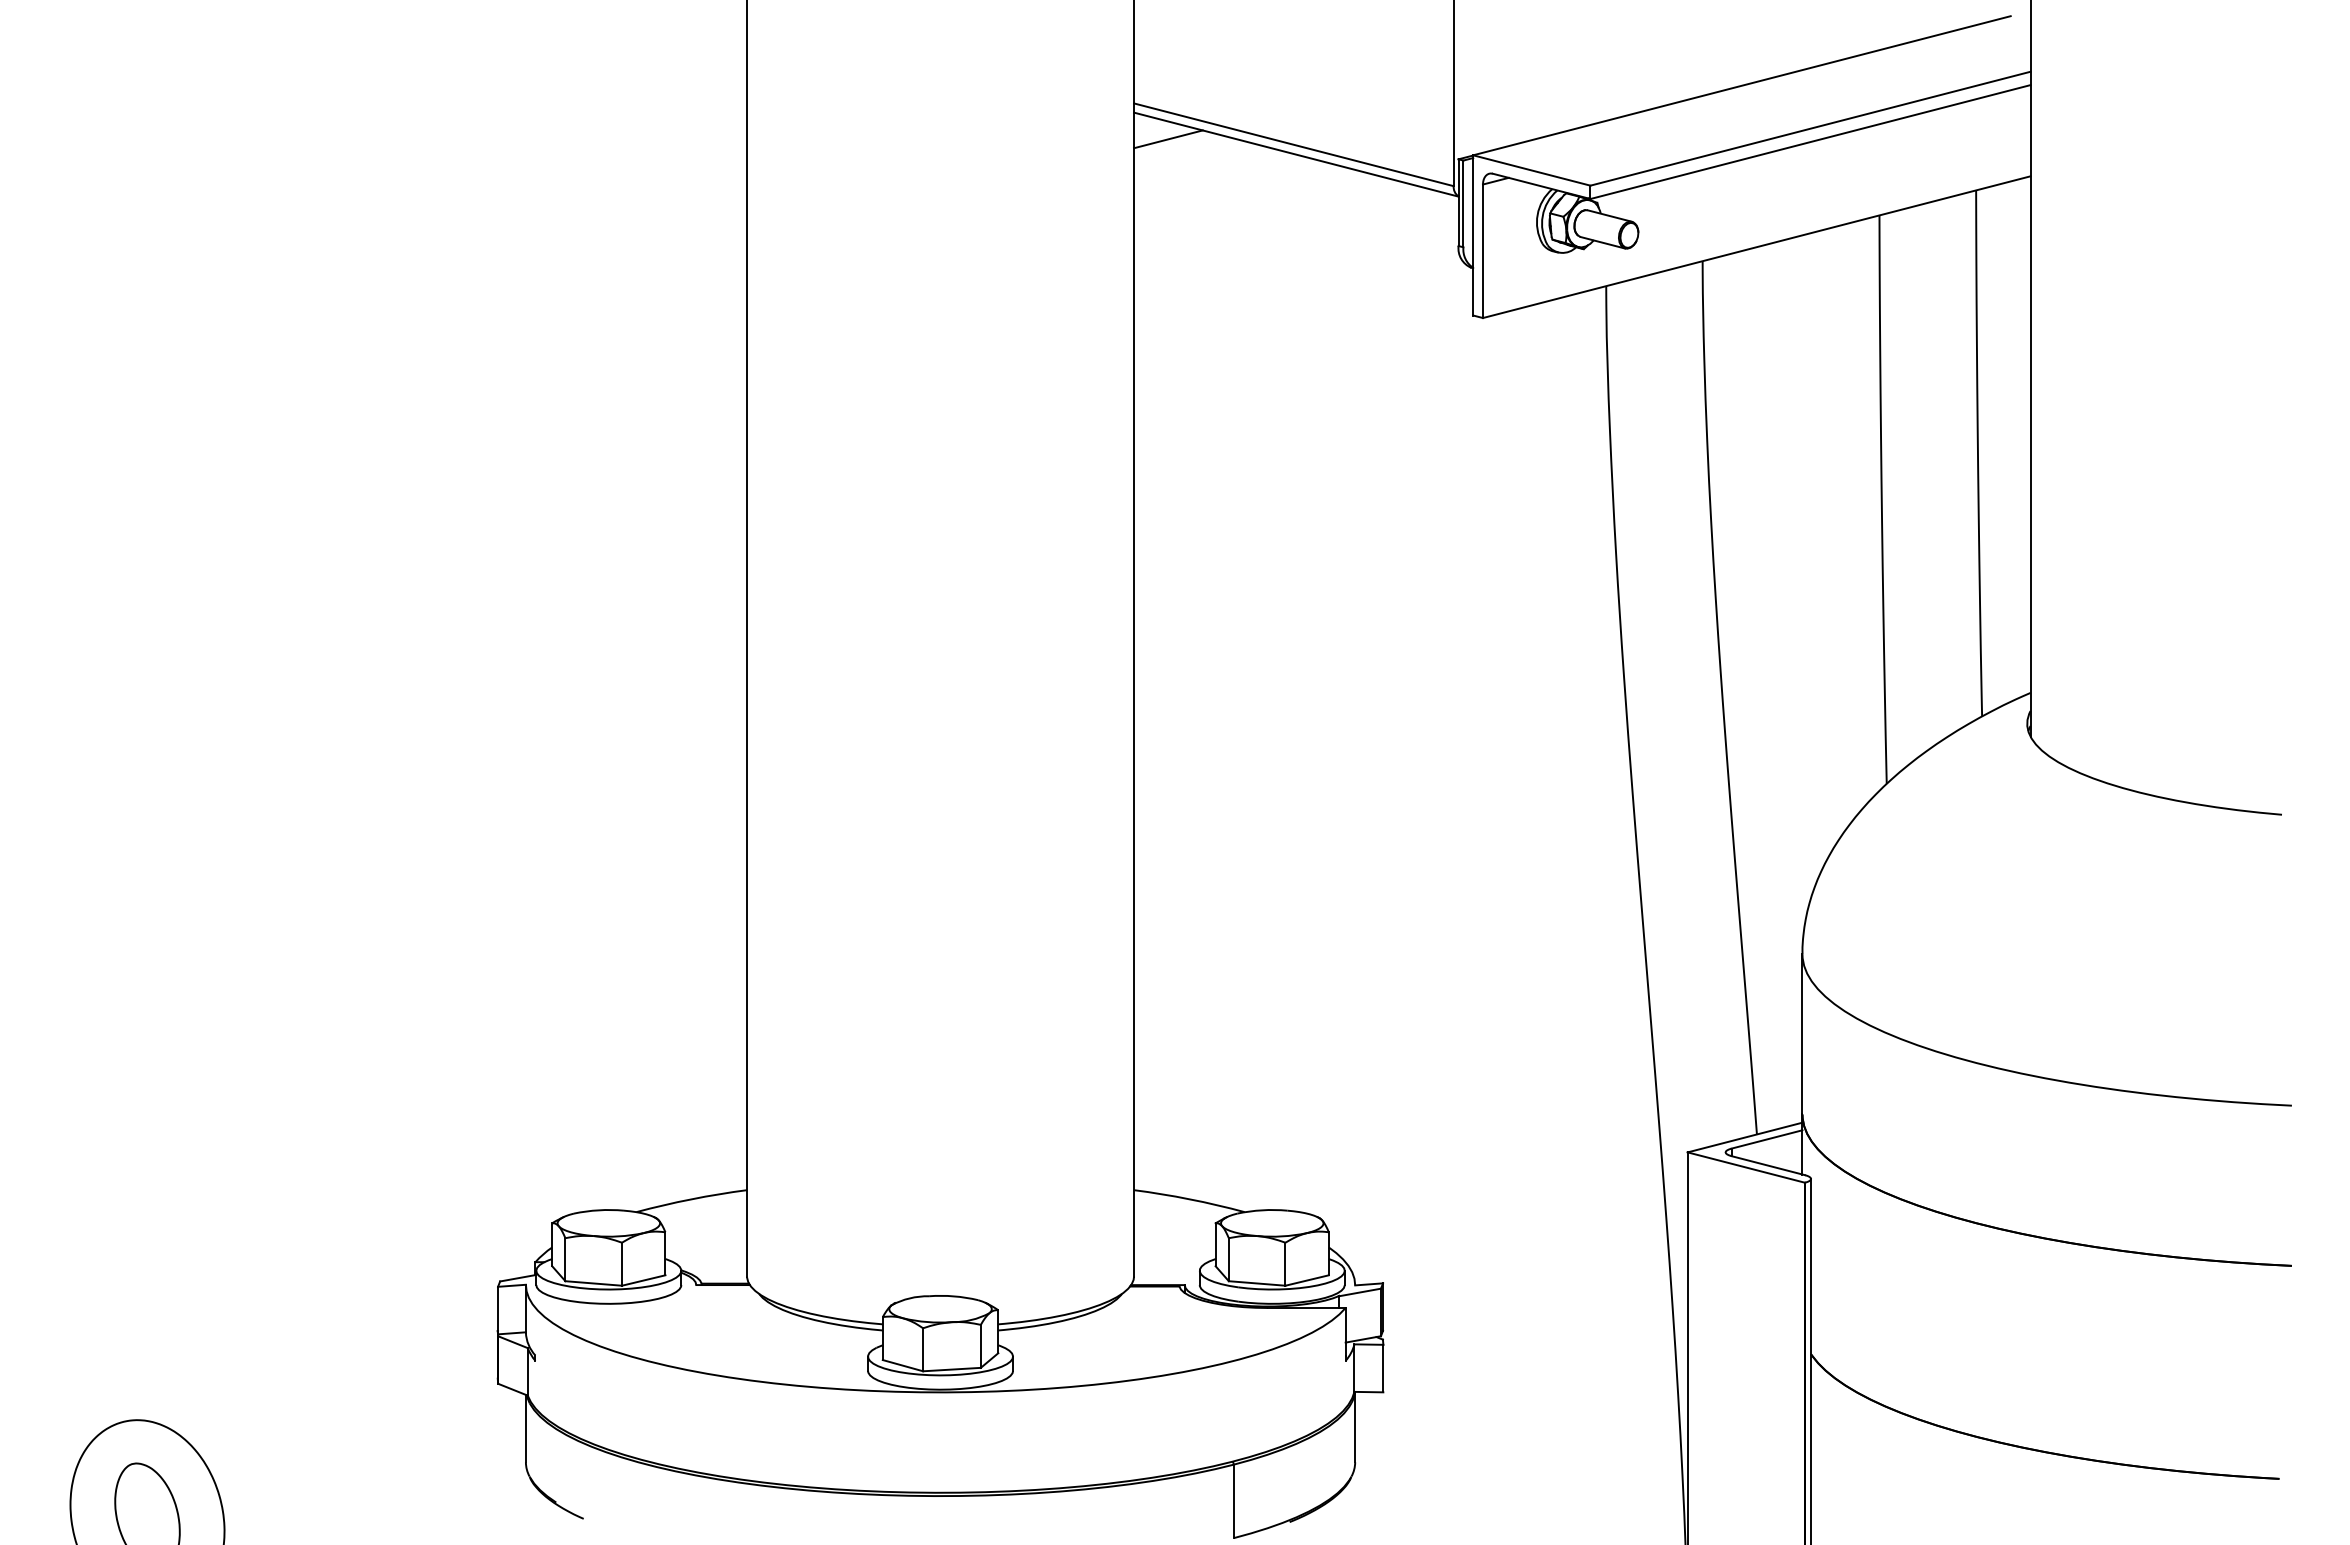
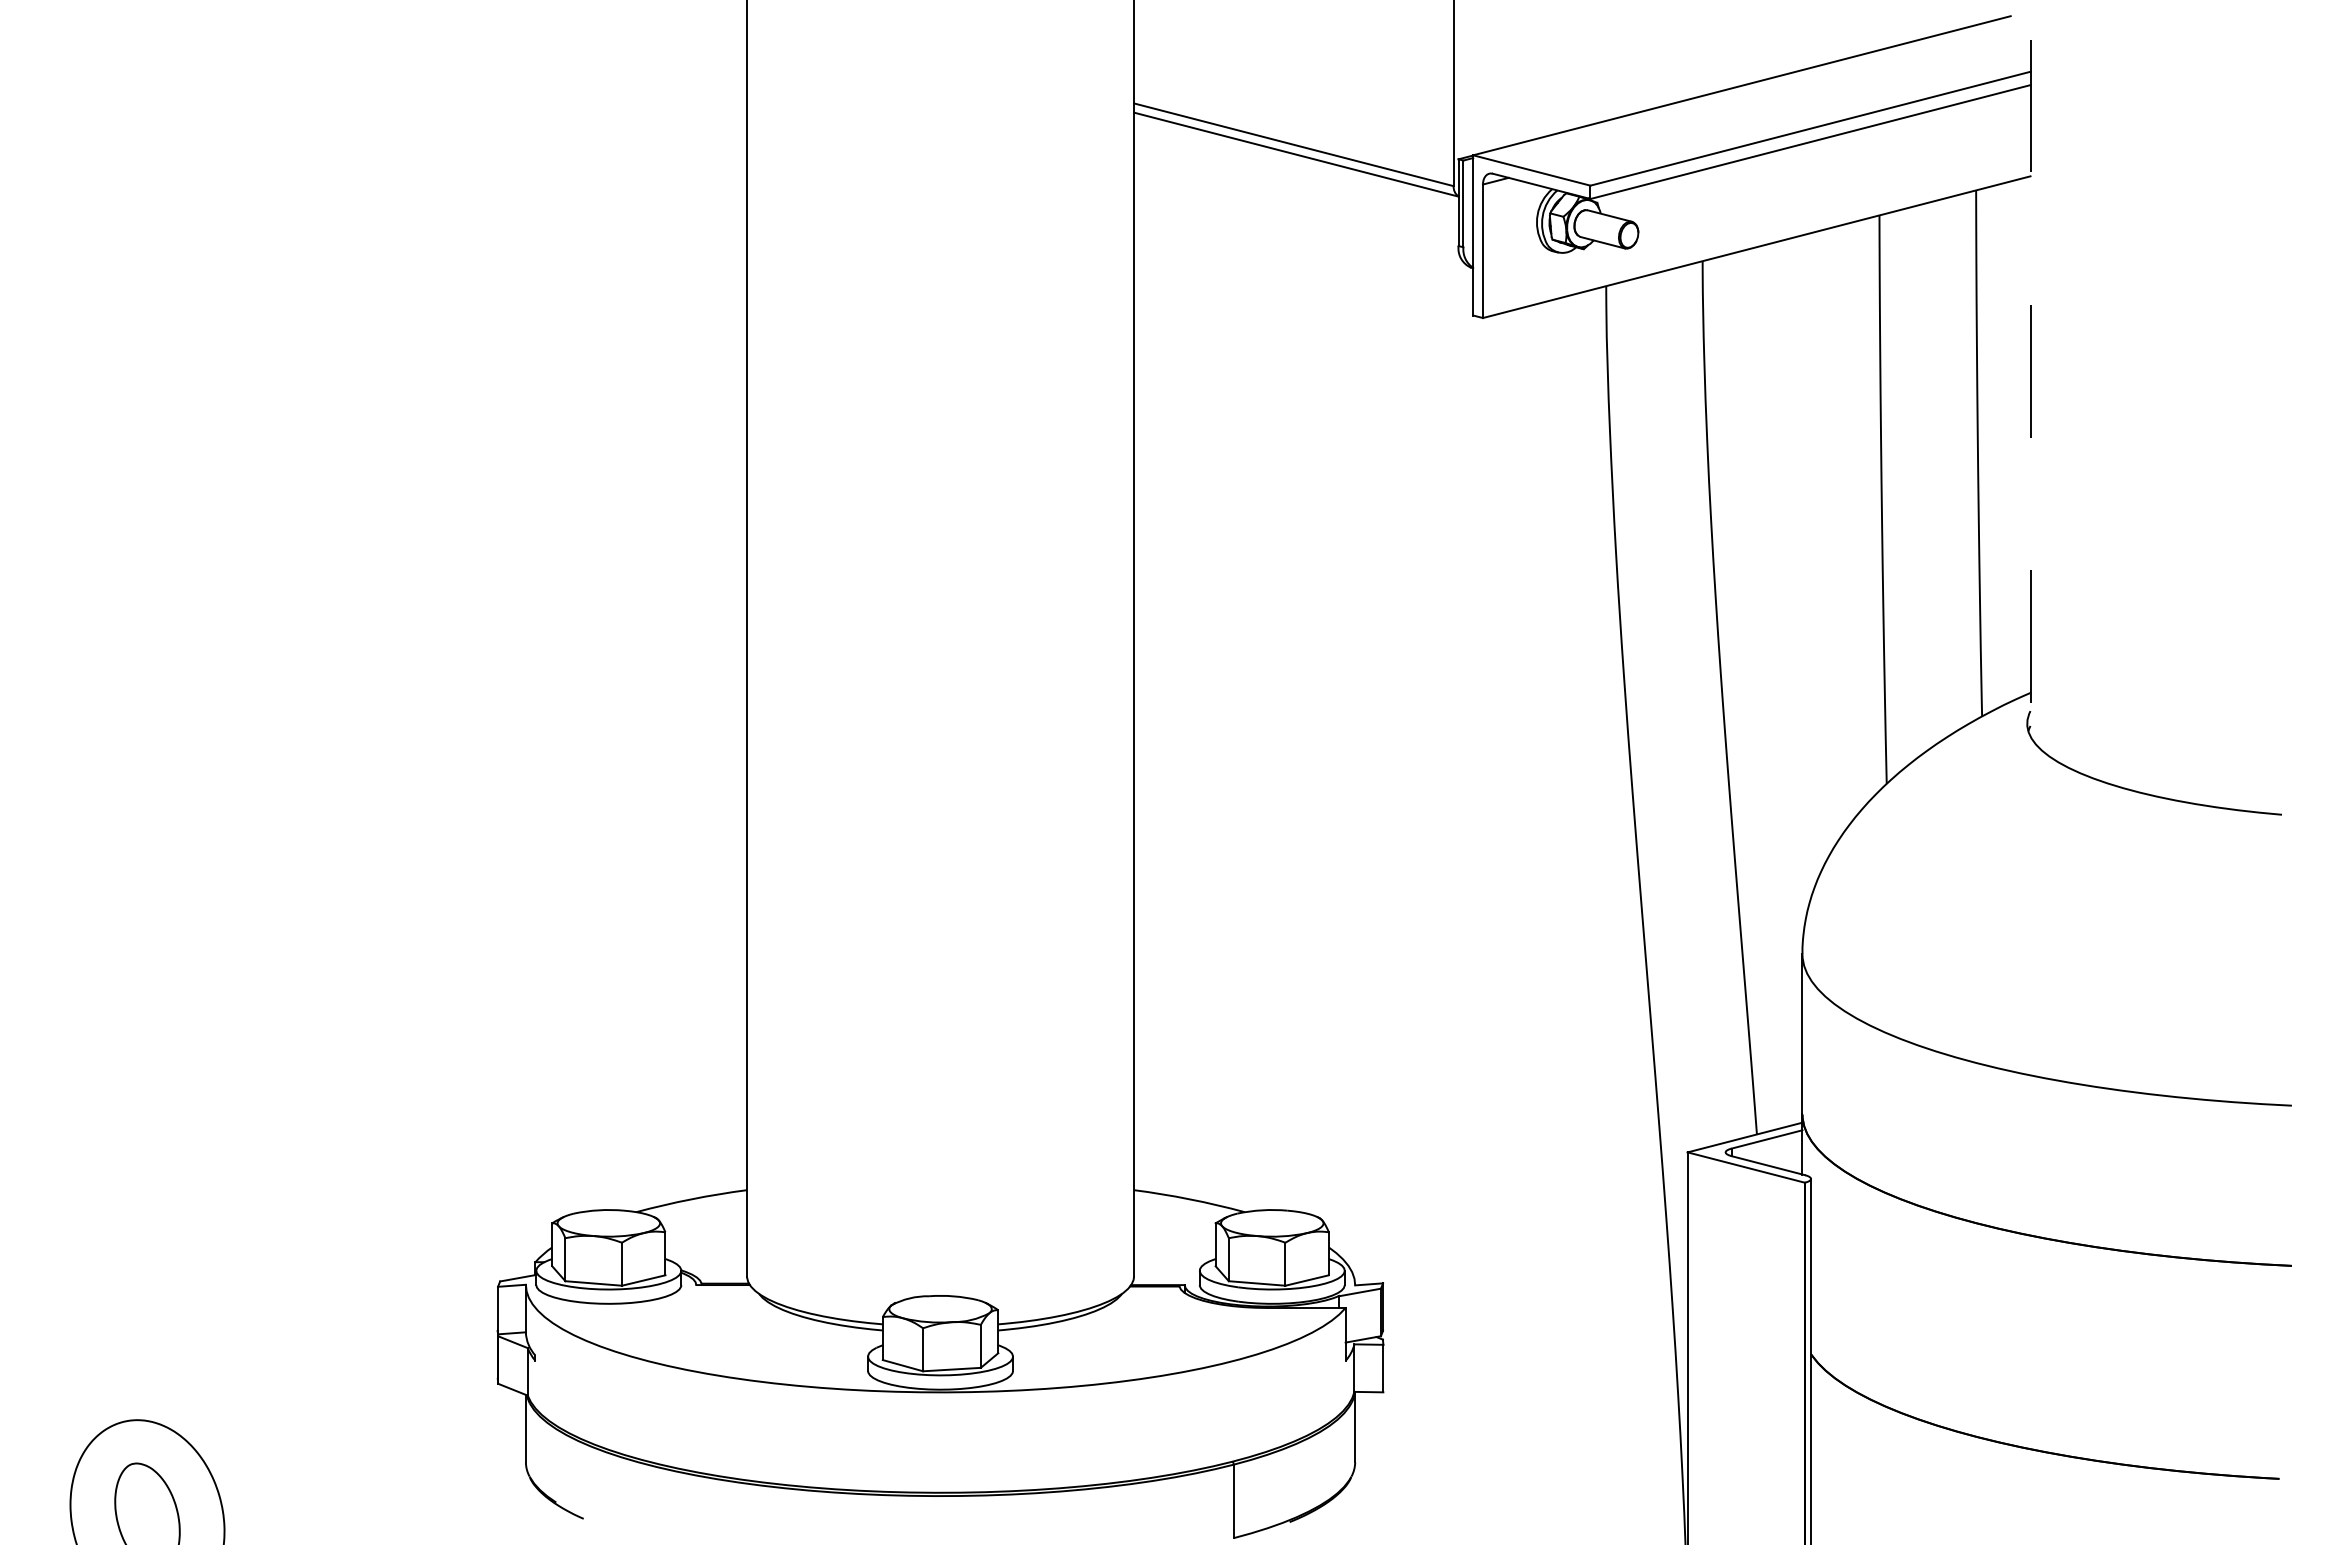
line: present -> none (1168, 139)
line: solid -> dashed (2030, 368)
